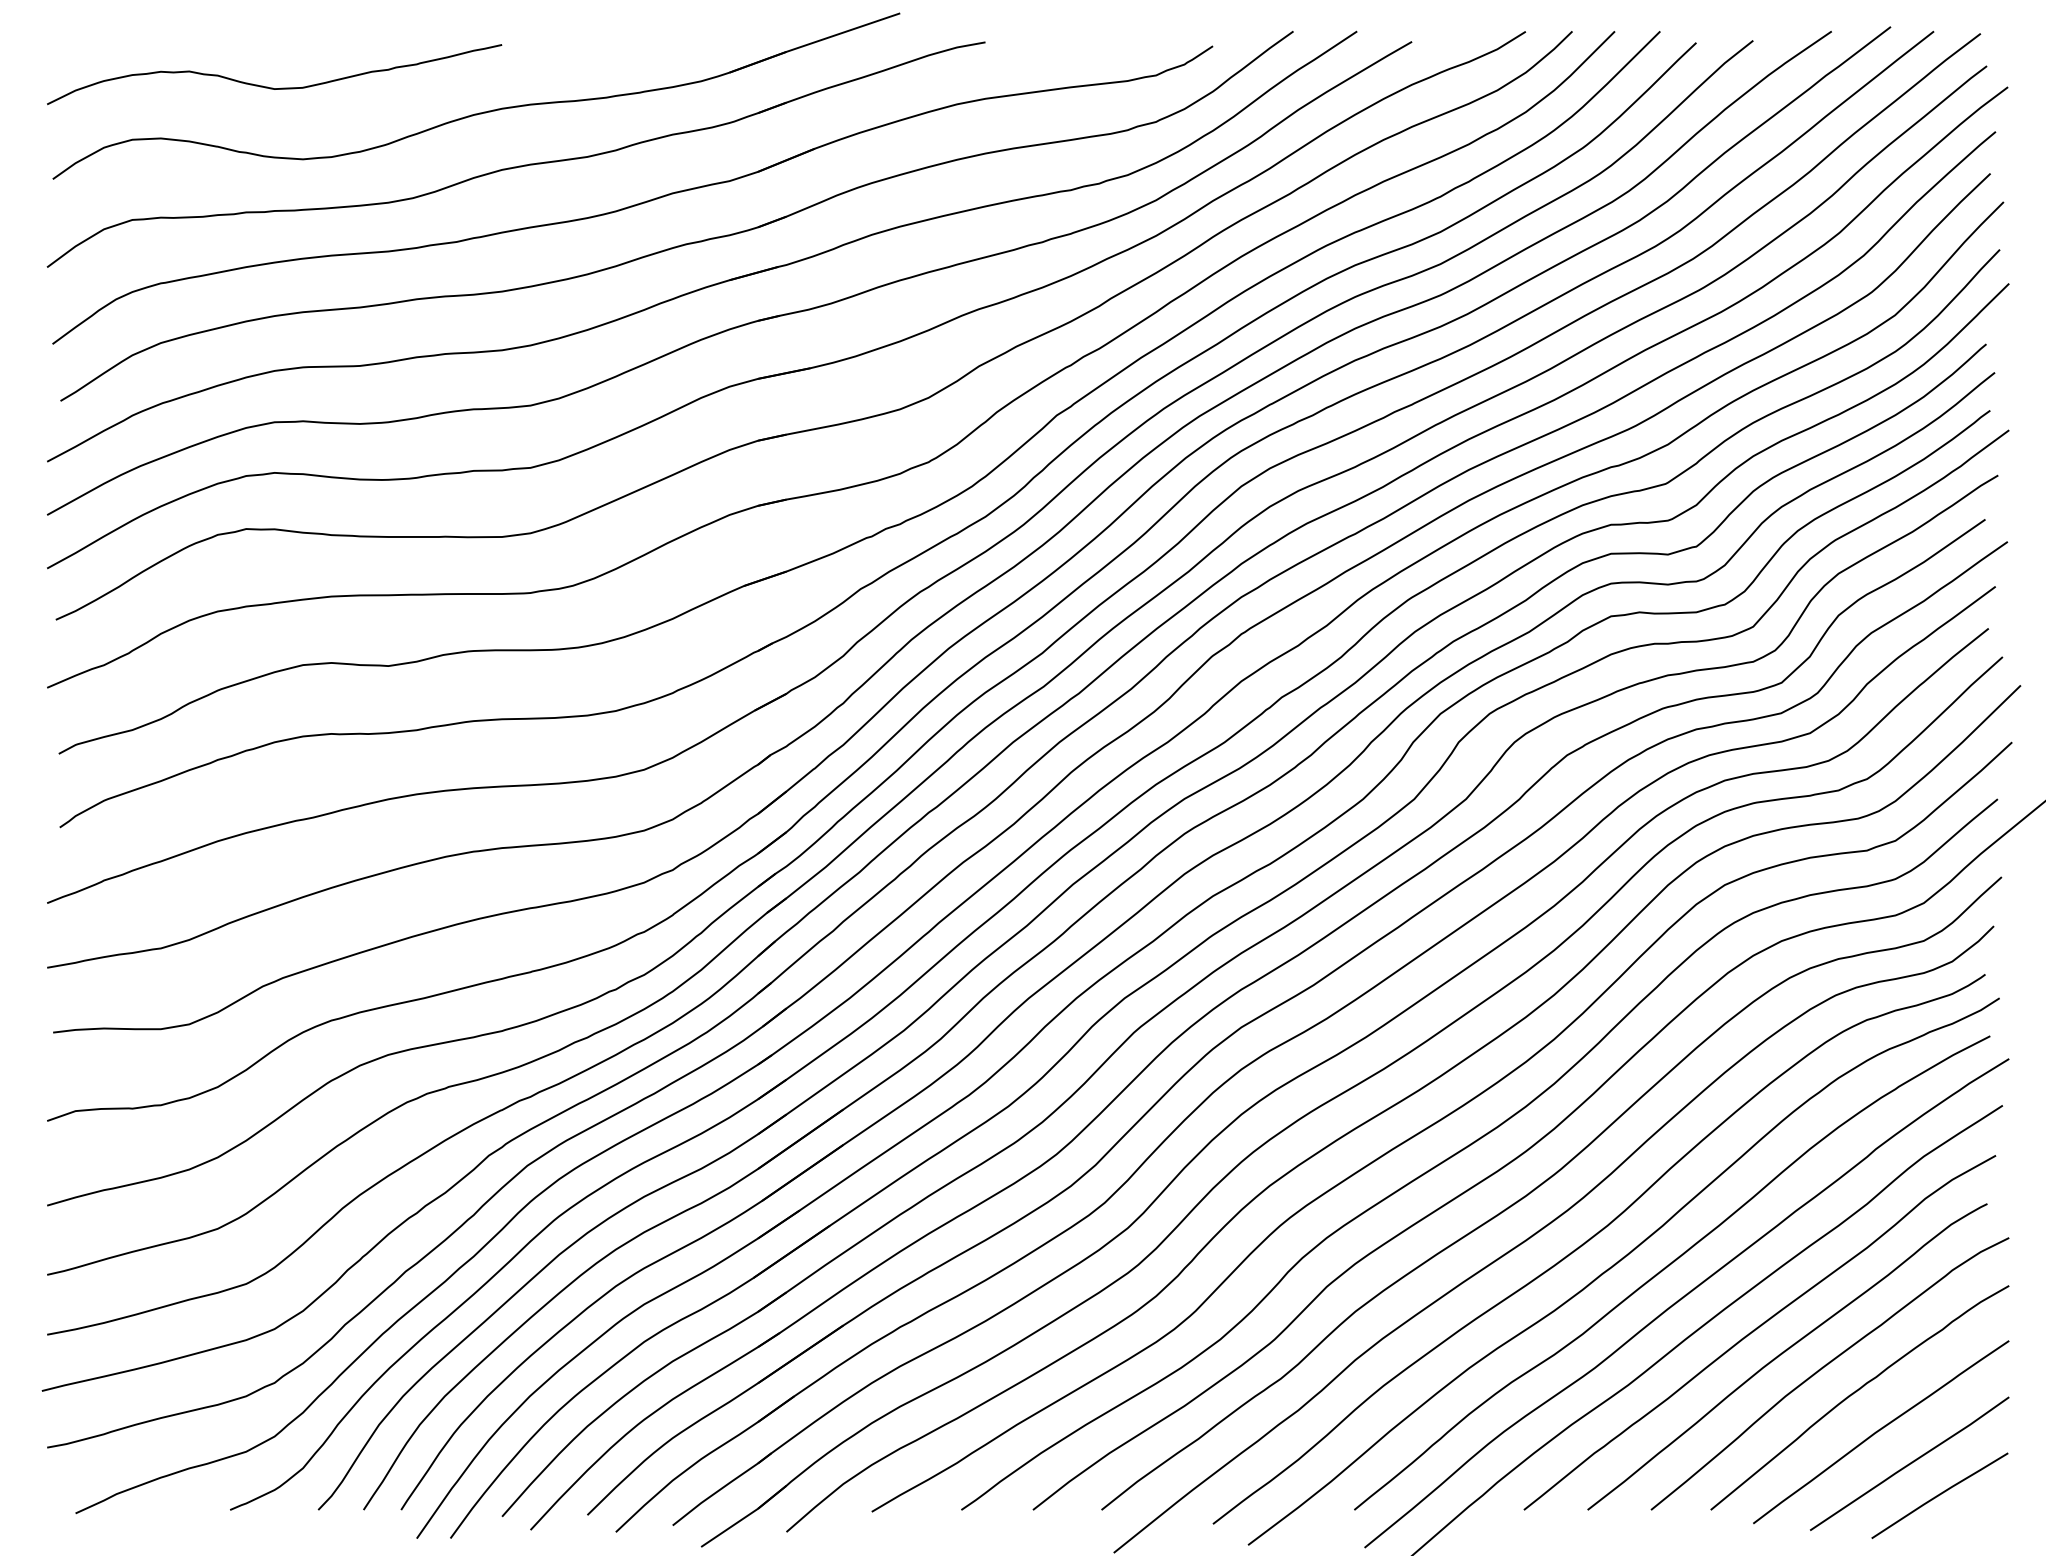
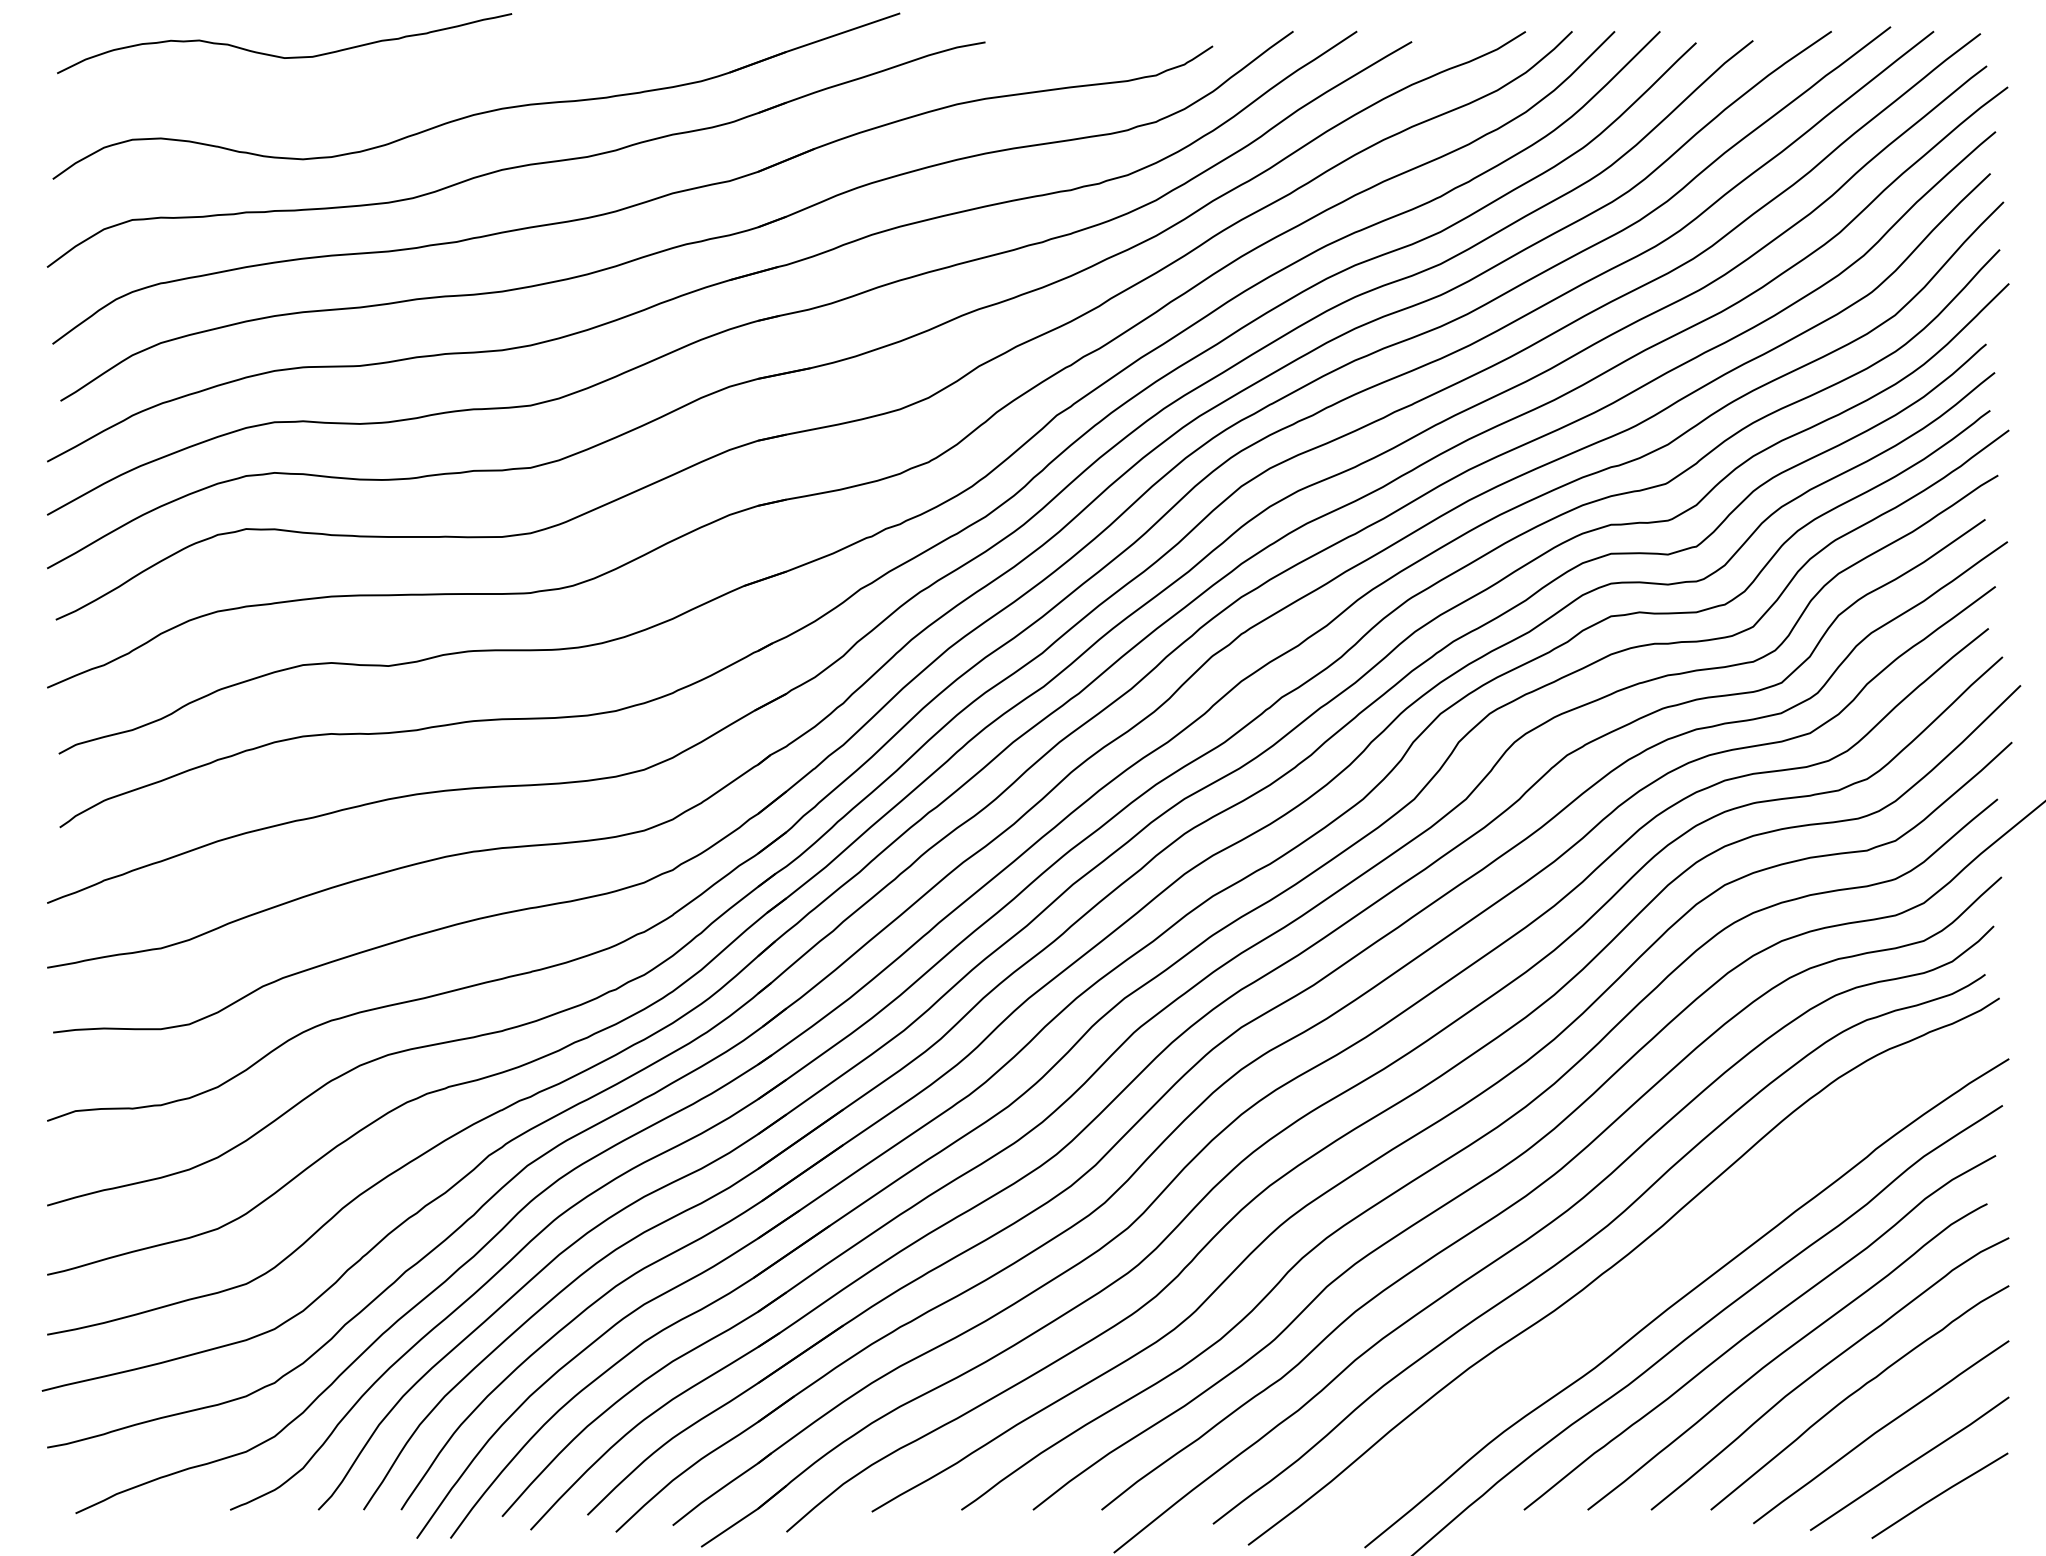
curve position: (272, 87) -> (282, 56) (282, 56)
curve: present -> none (1667, 1267)
